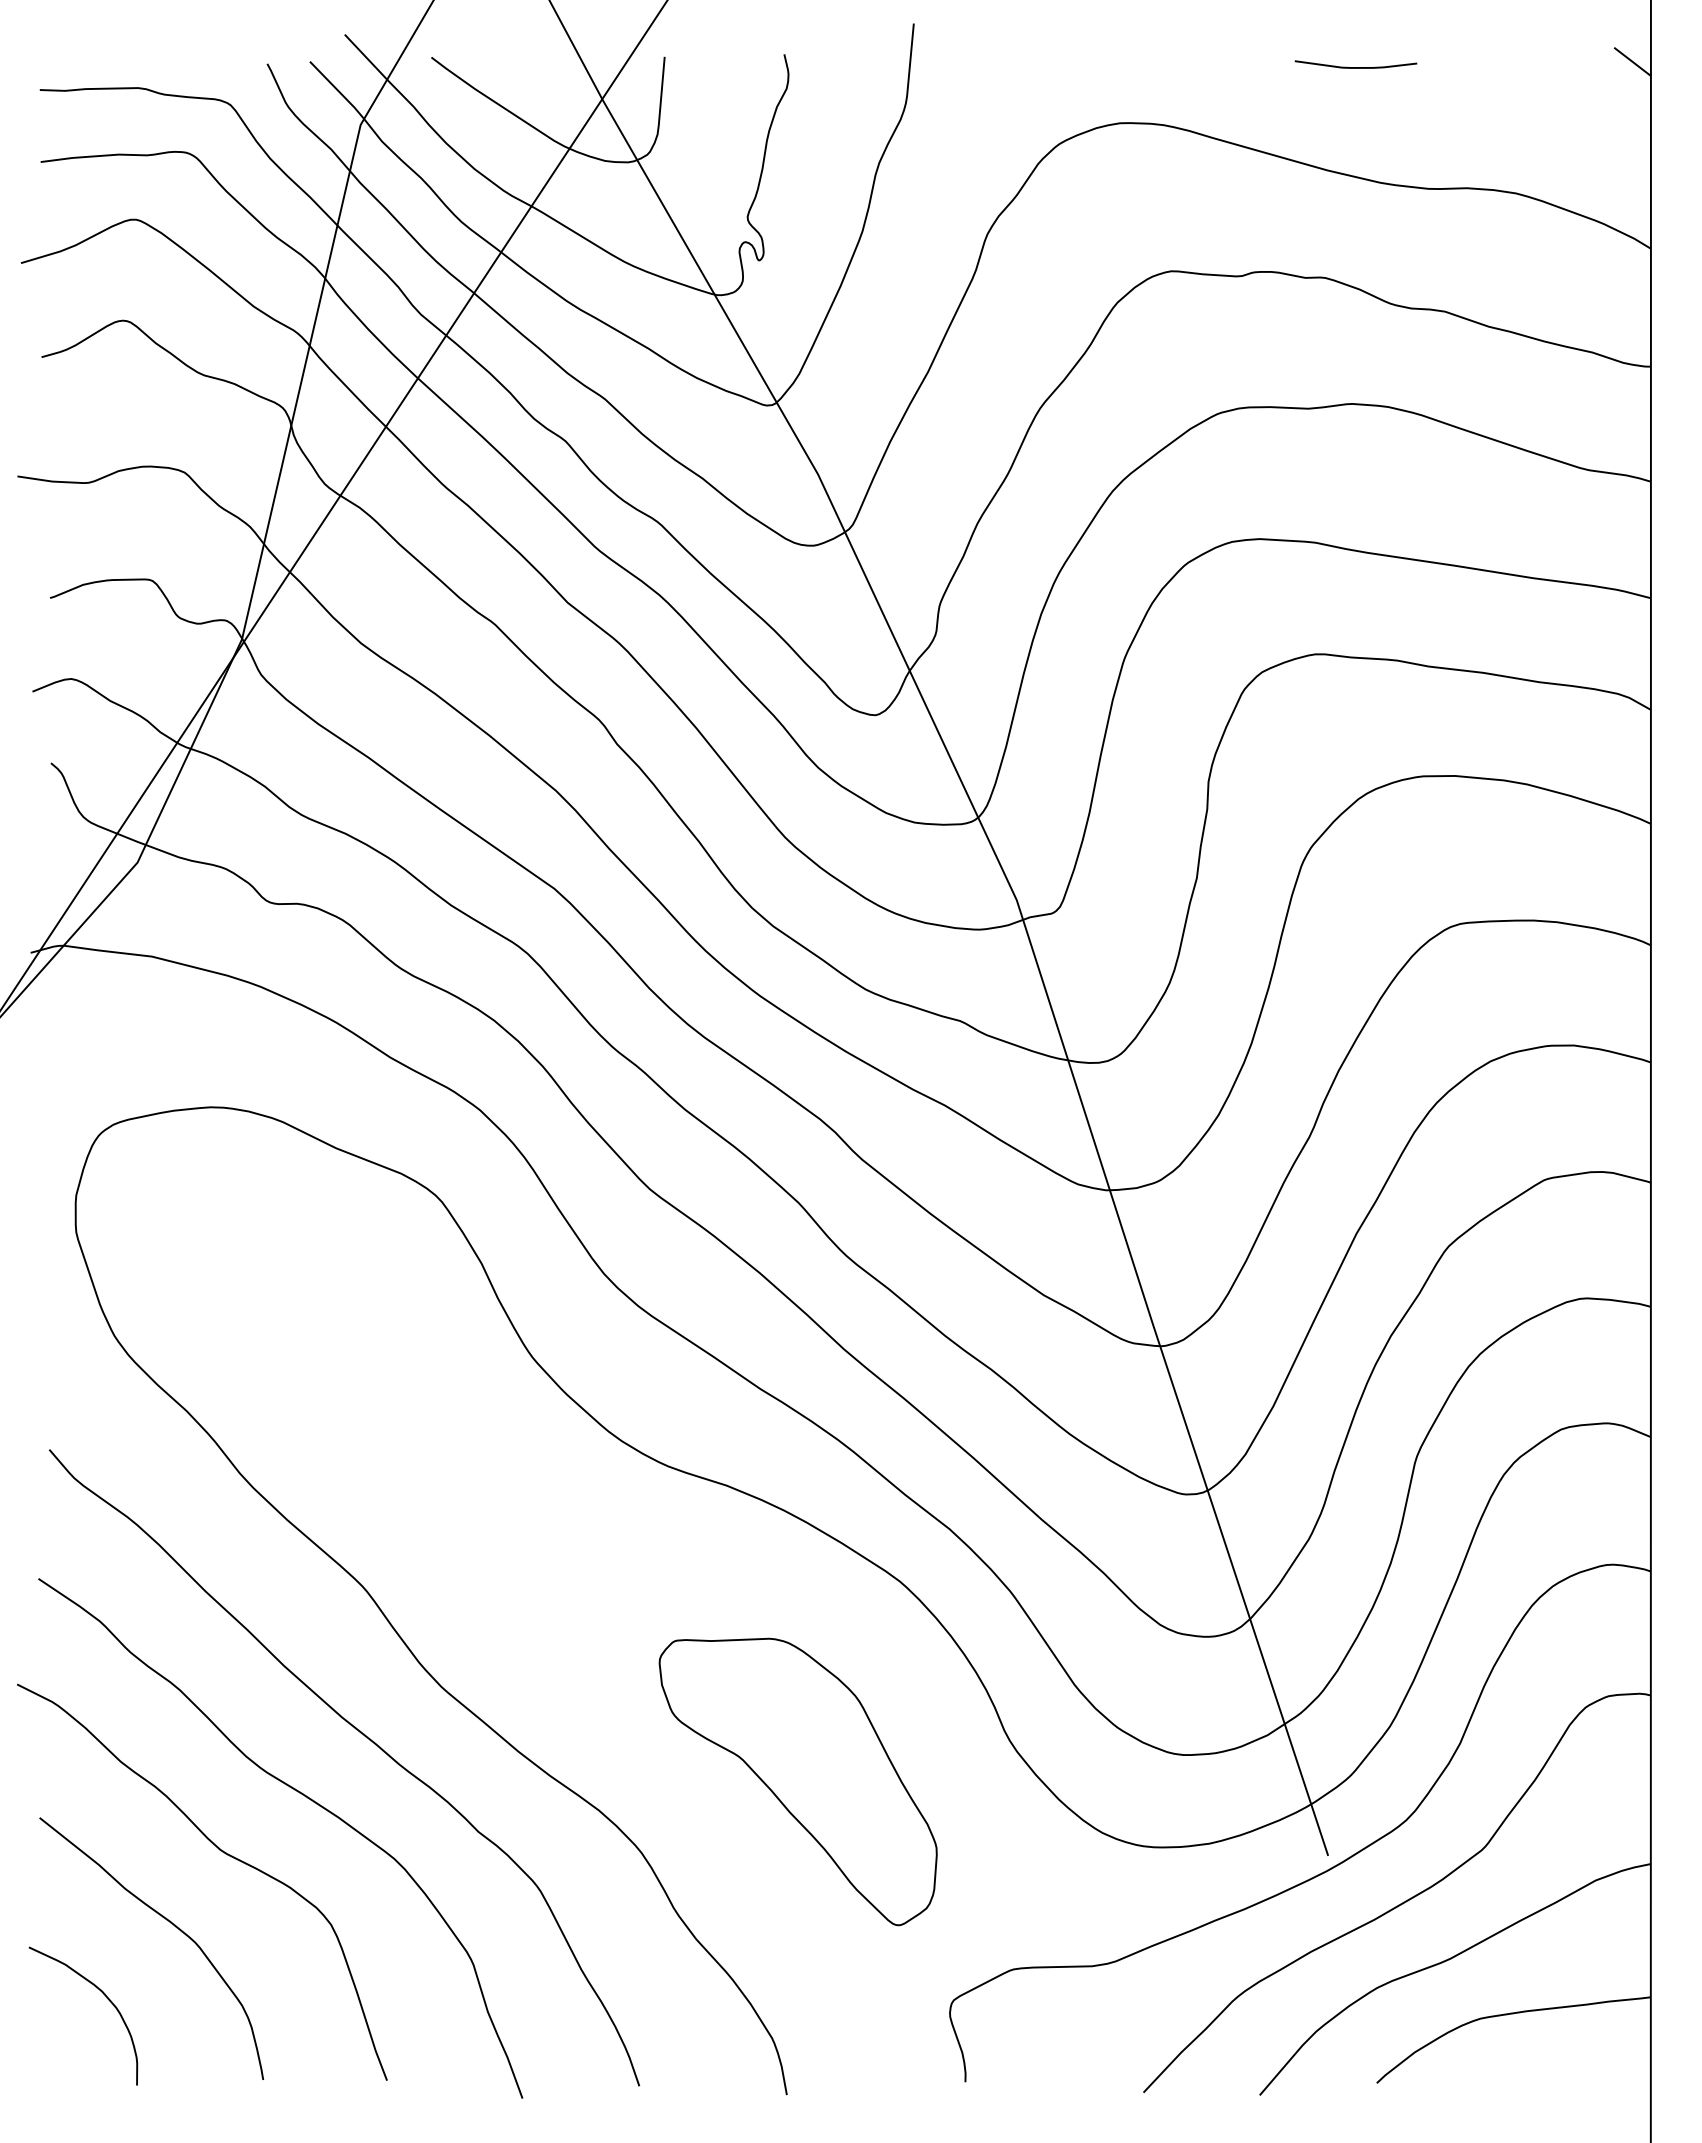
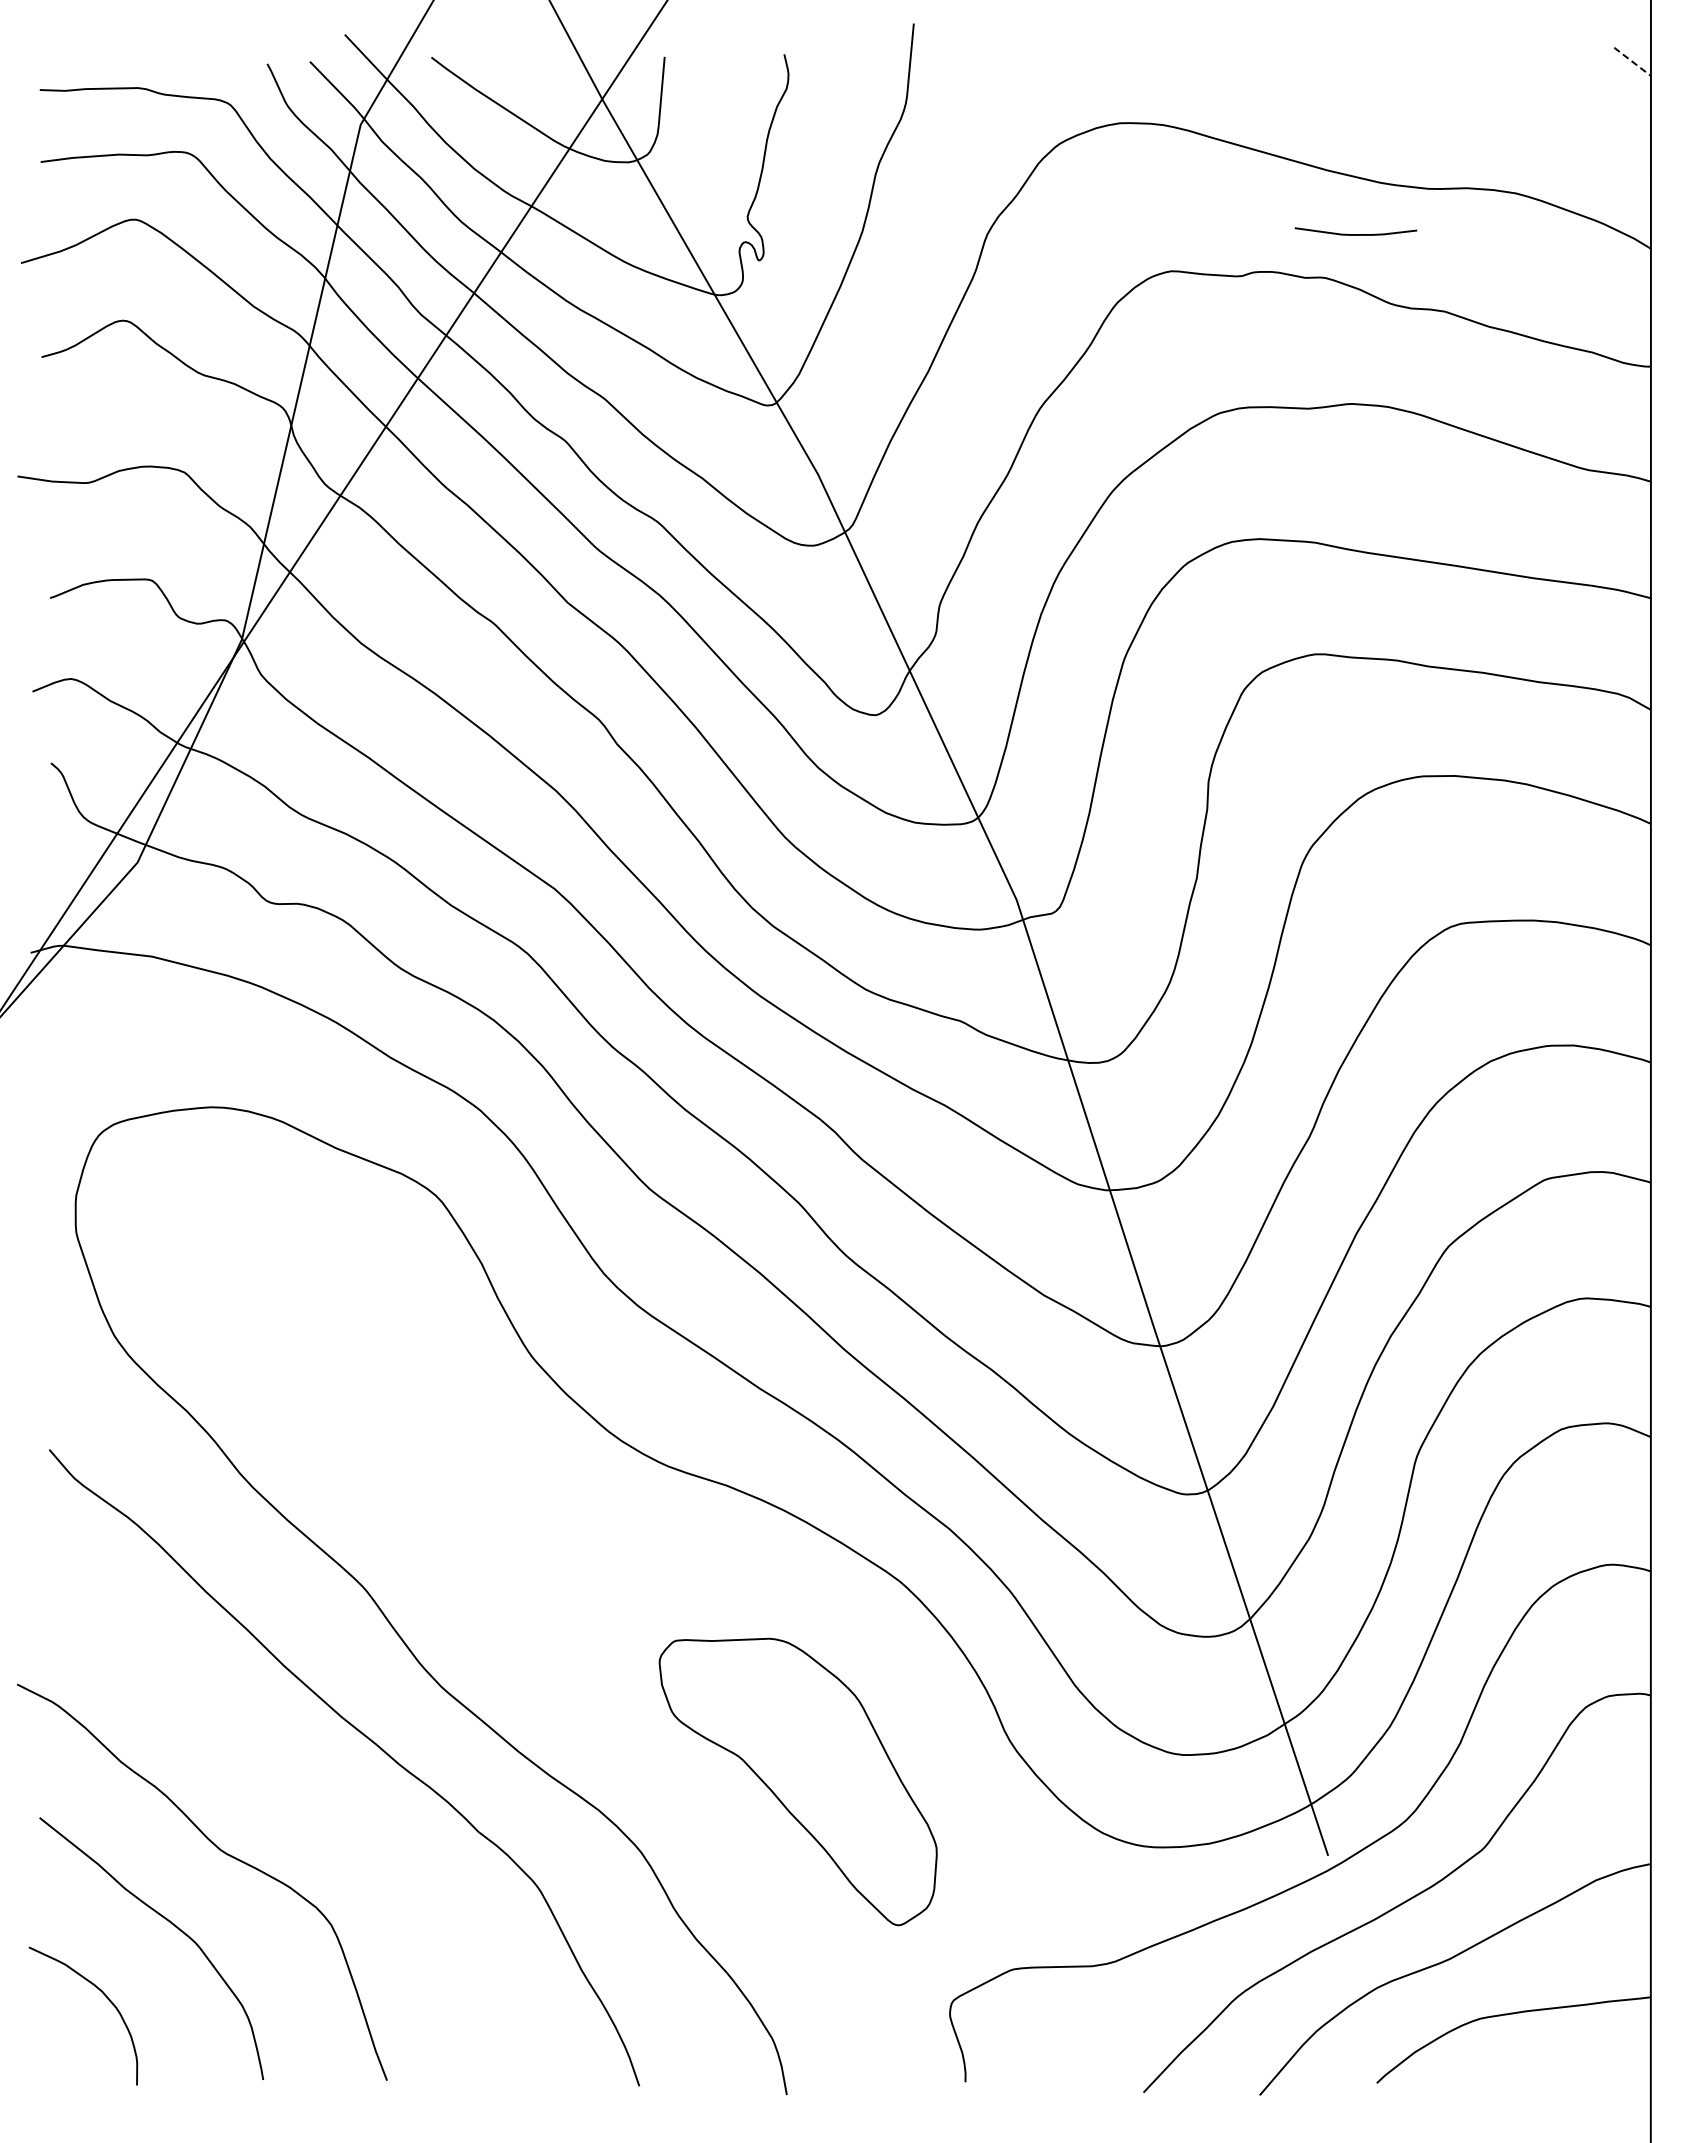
line: solid -> dashed (1632, 62)
curve position: (1355, 67) -> (1355, 234) (1355, 234)
curve: present -> none (305, 1797)
